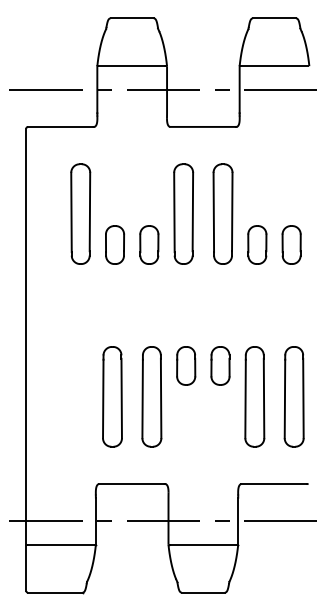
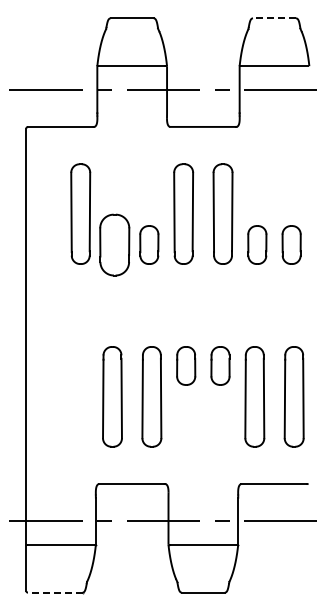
line: solid -> dashed (274, 18)
part size: 21x40 px -> 32x64 px (114, 244)
line: solid -> dashed (54, 592)
